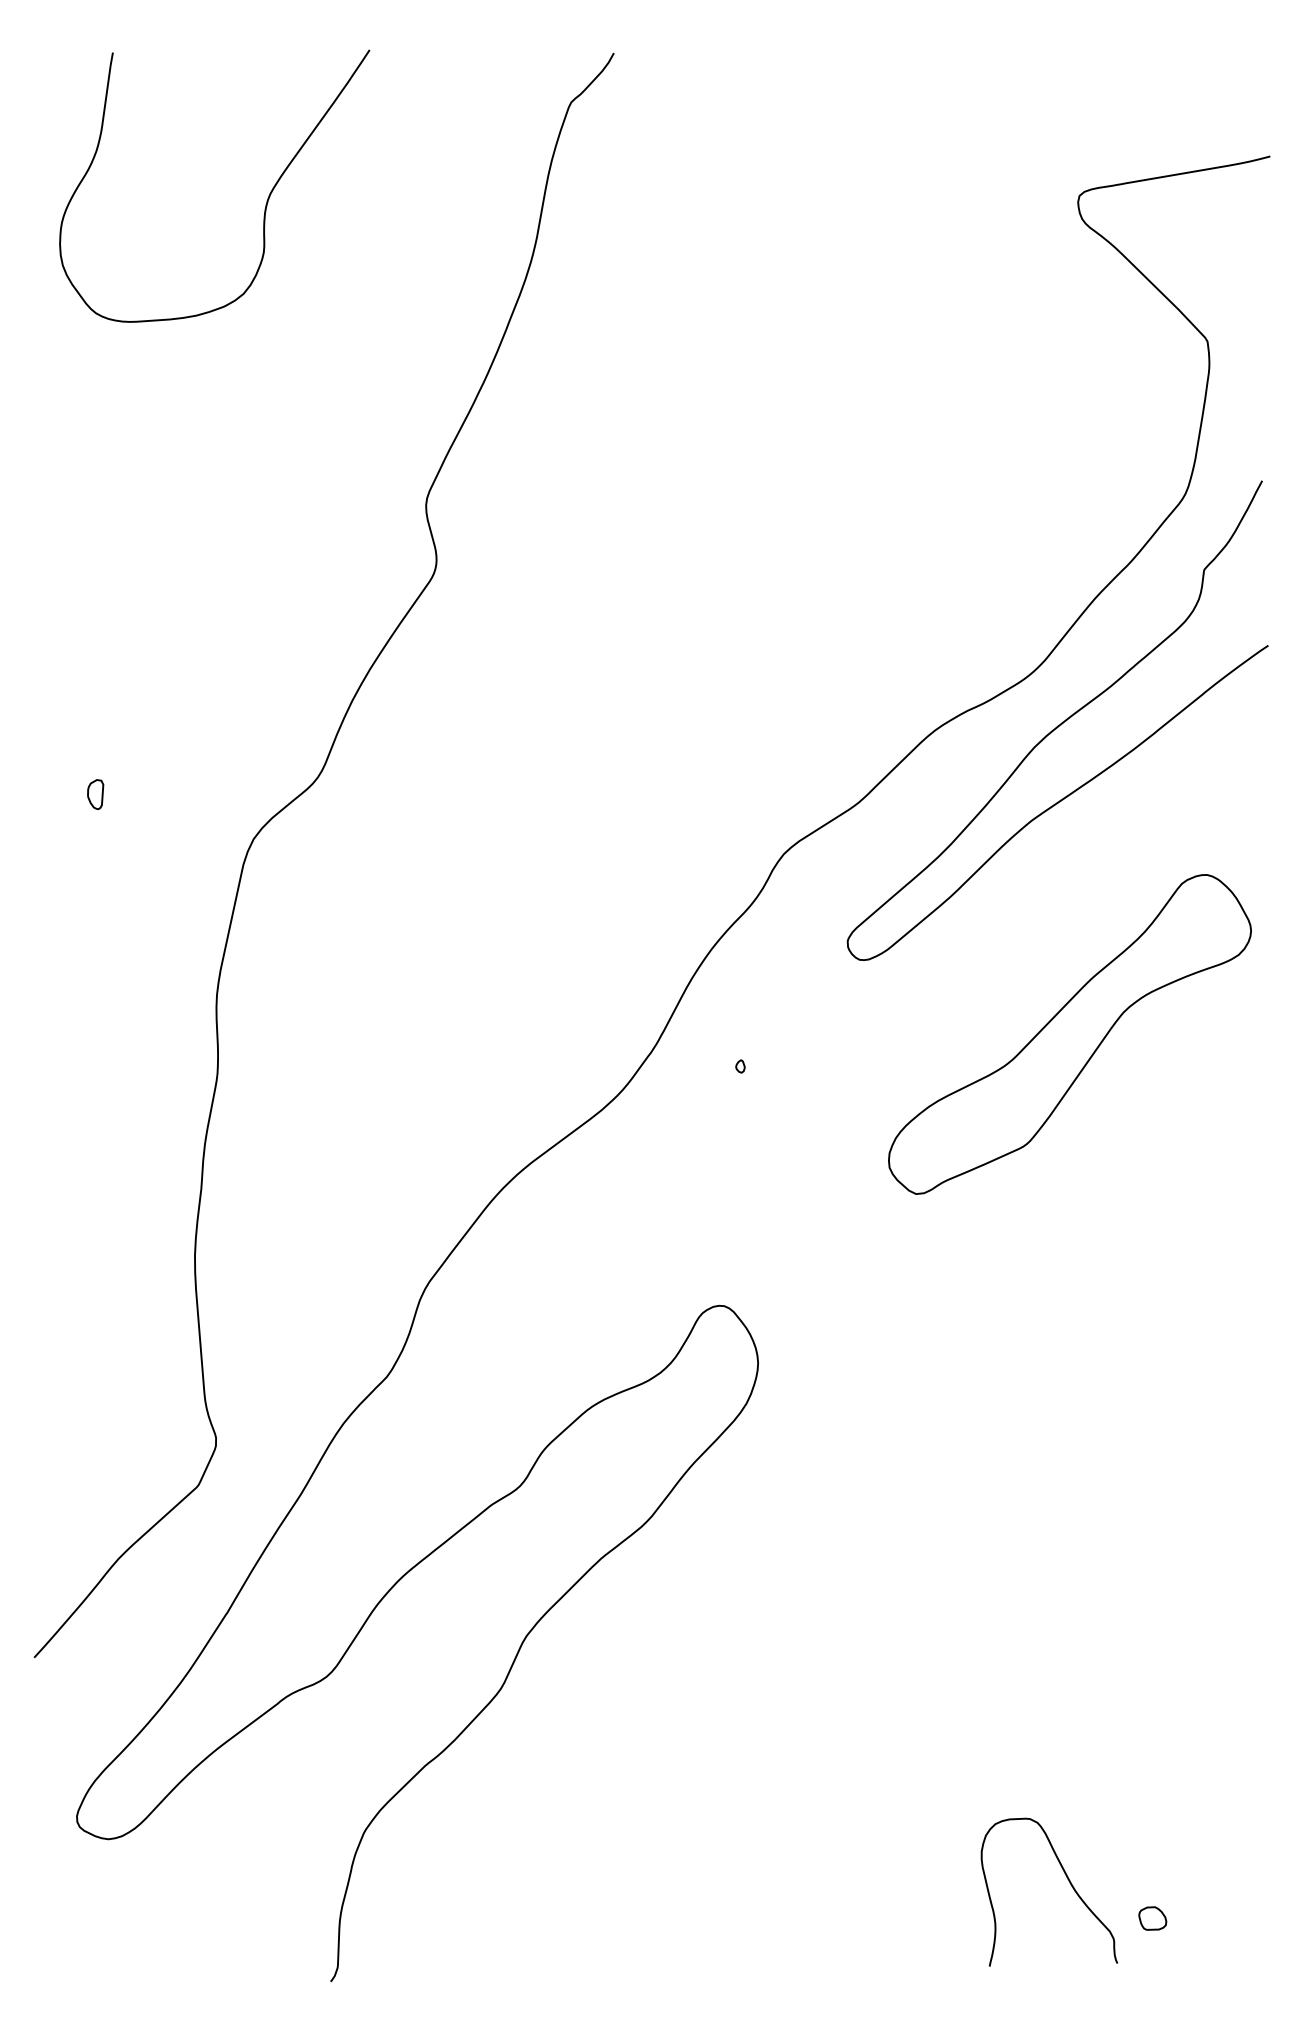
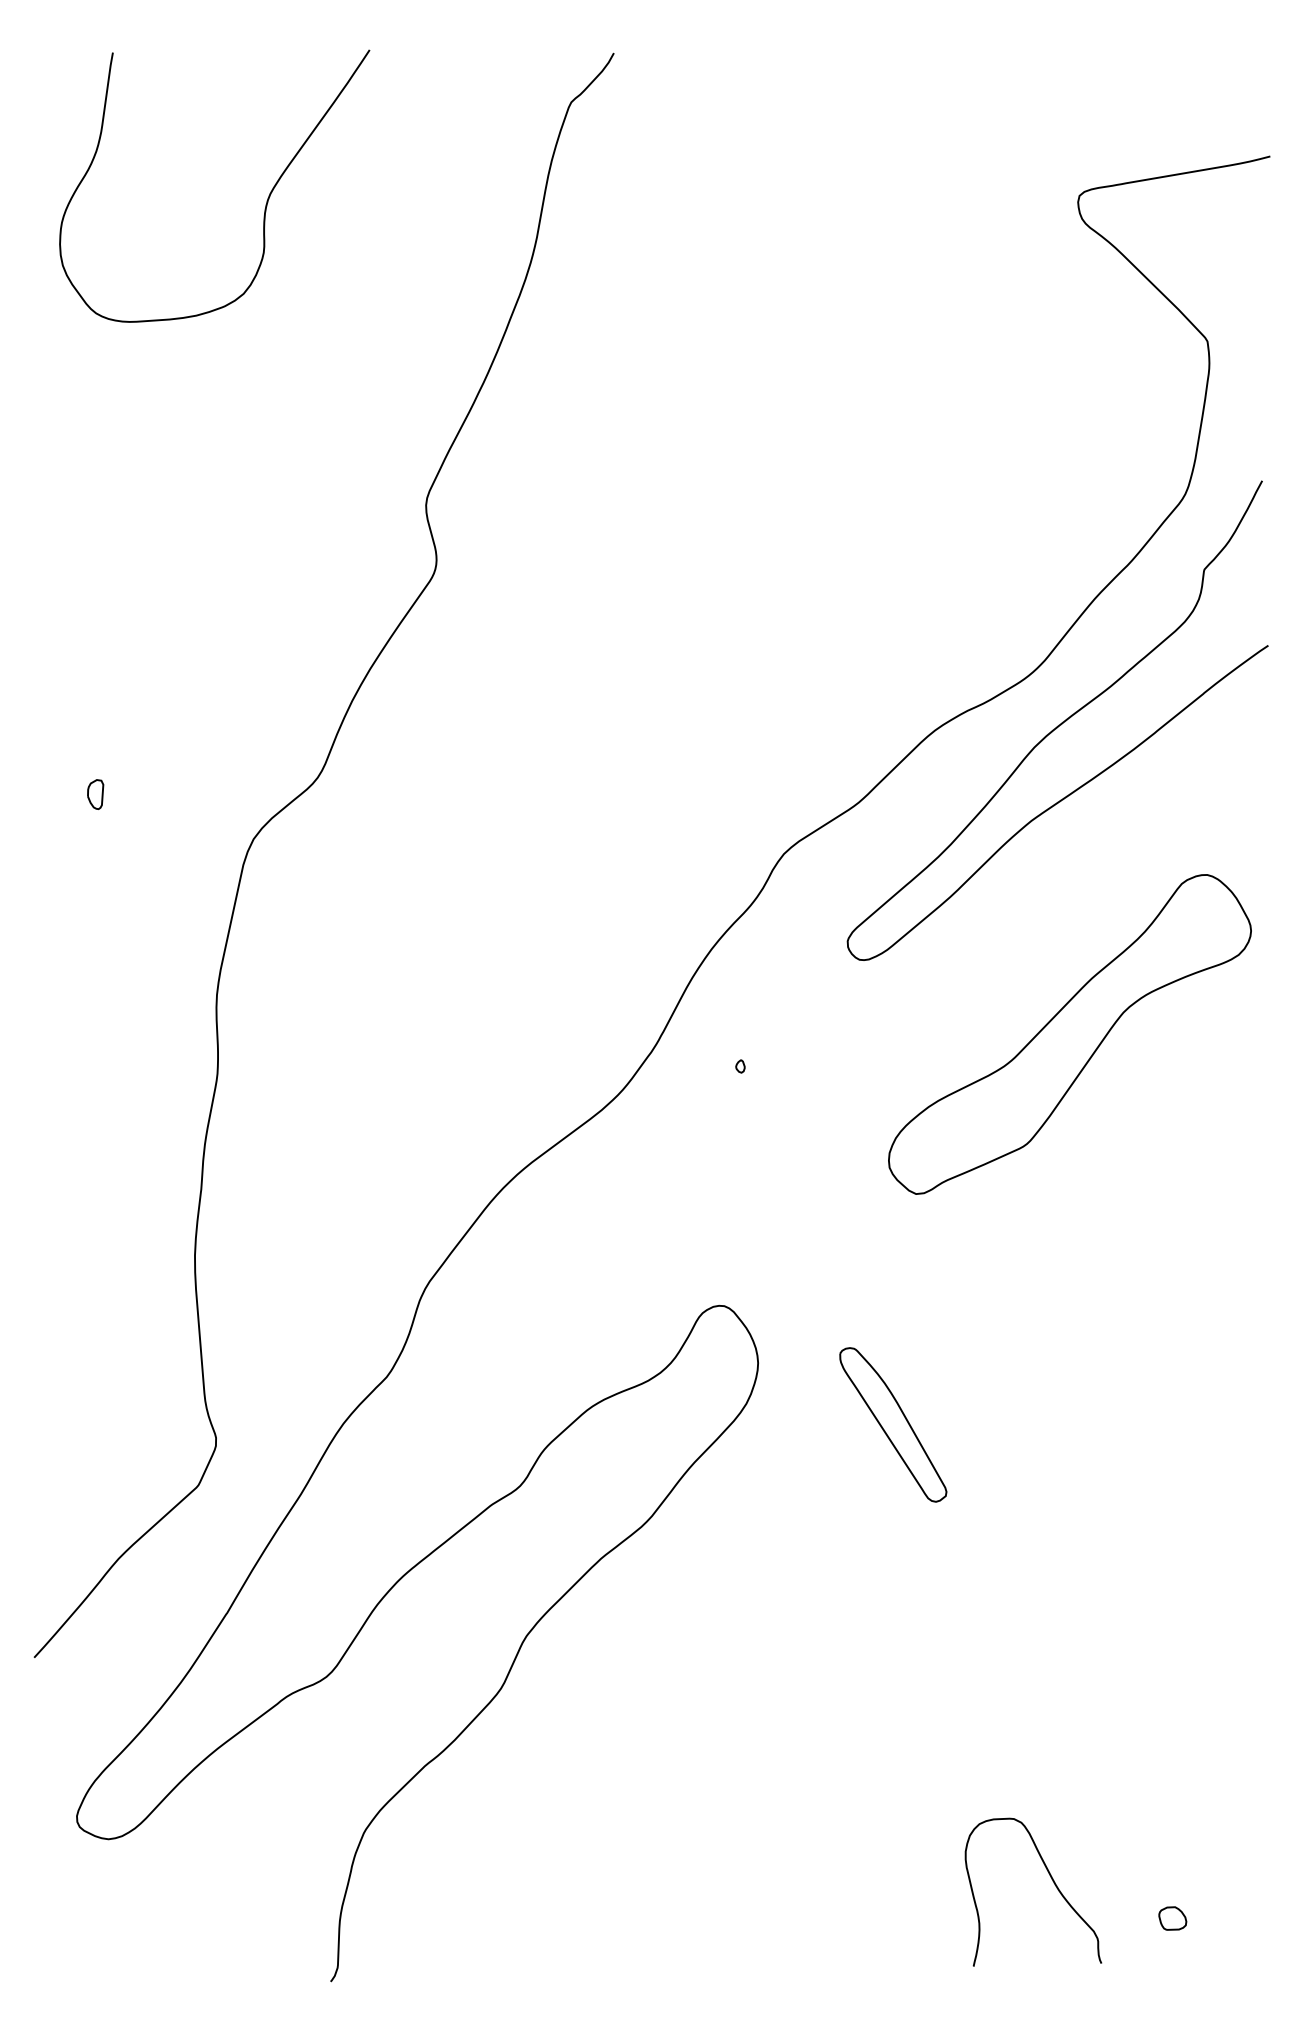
part: none -> present (893, 1424)
curve position: (1068, 1881) -> (1052, 1881) (1052, 1881)
part position: (1152, 1918) -> (1172, 1918) (1172, 1918)
